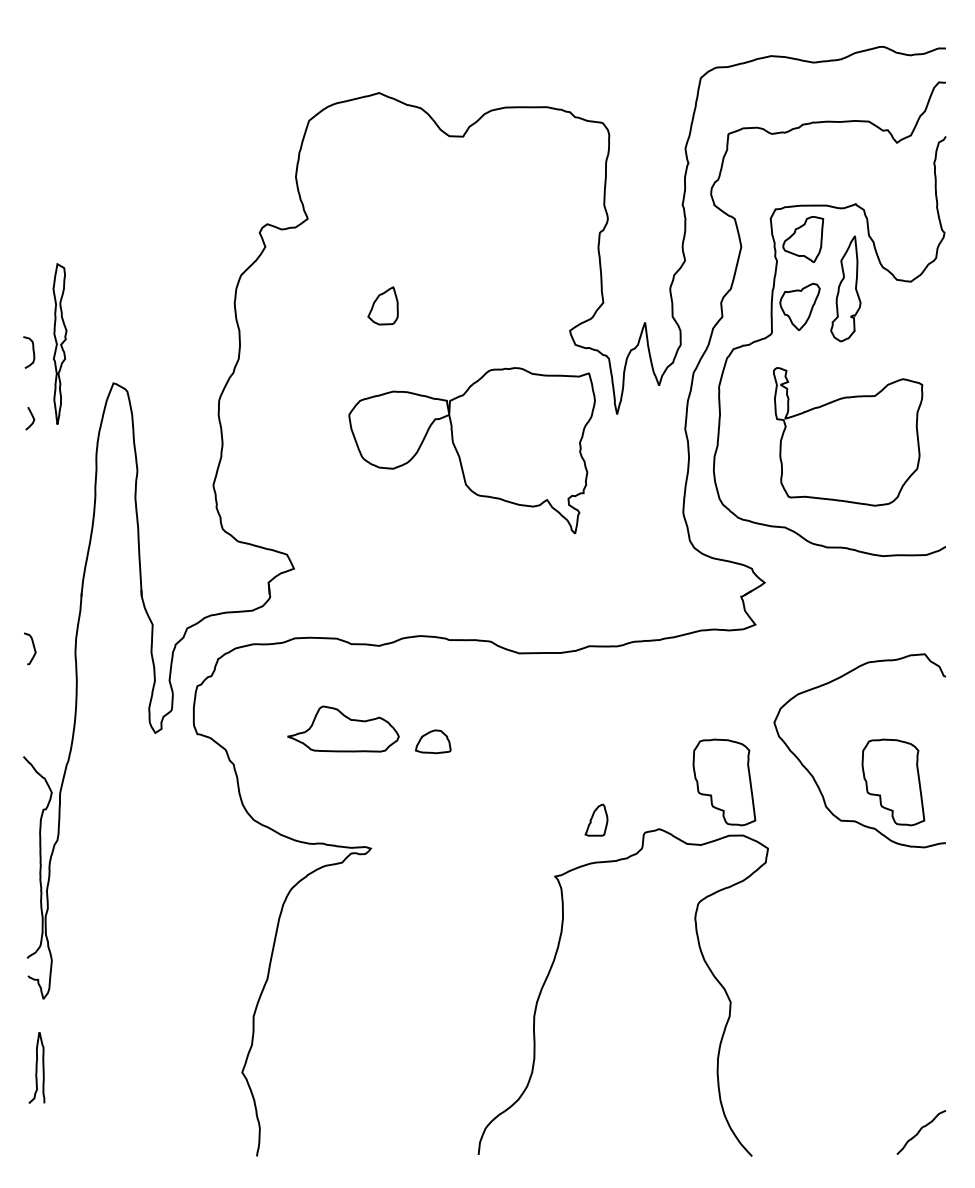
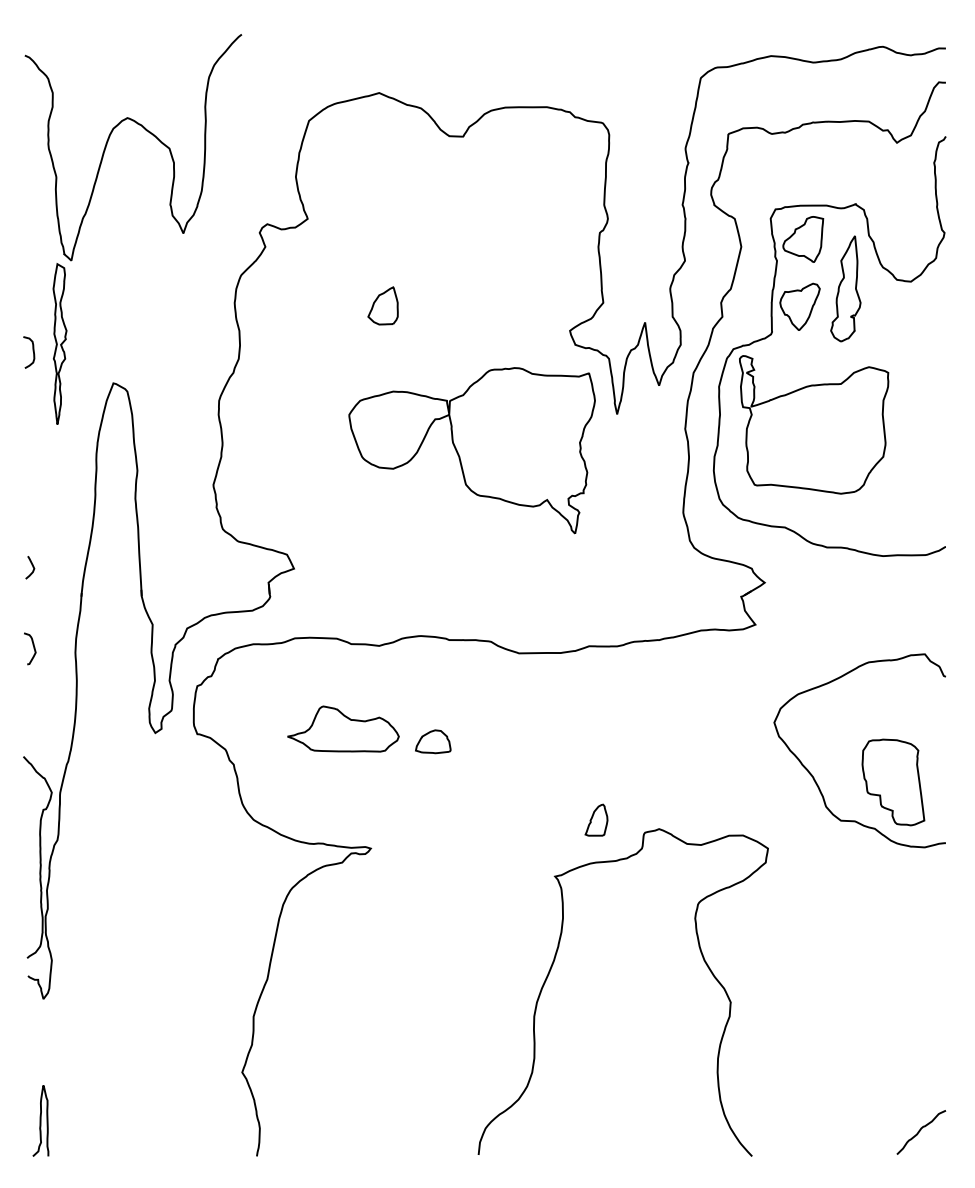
curve: none -> present (146, 131)
curve position: (32, 418) -> (32, 567) (32, 567)
part position: (848, 436) -> (814, 424) (814, 424)
part: present -> none (724, 782)
curve position: (36, 1067) -> (40, 1120) (40, 1120)
